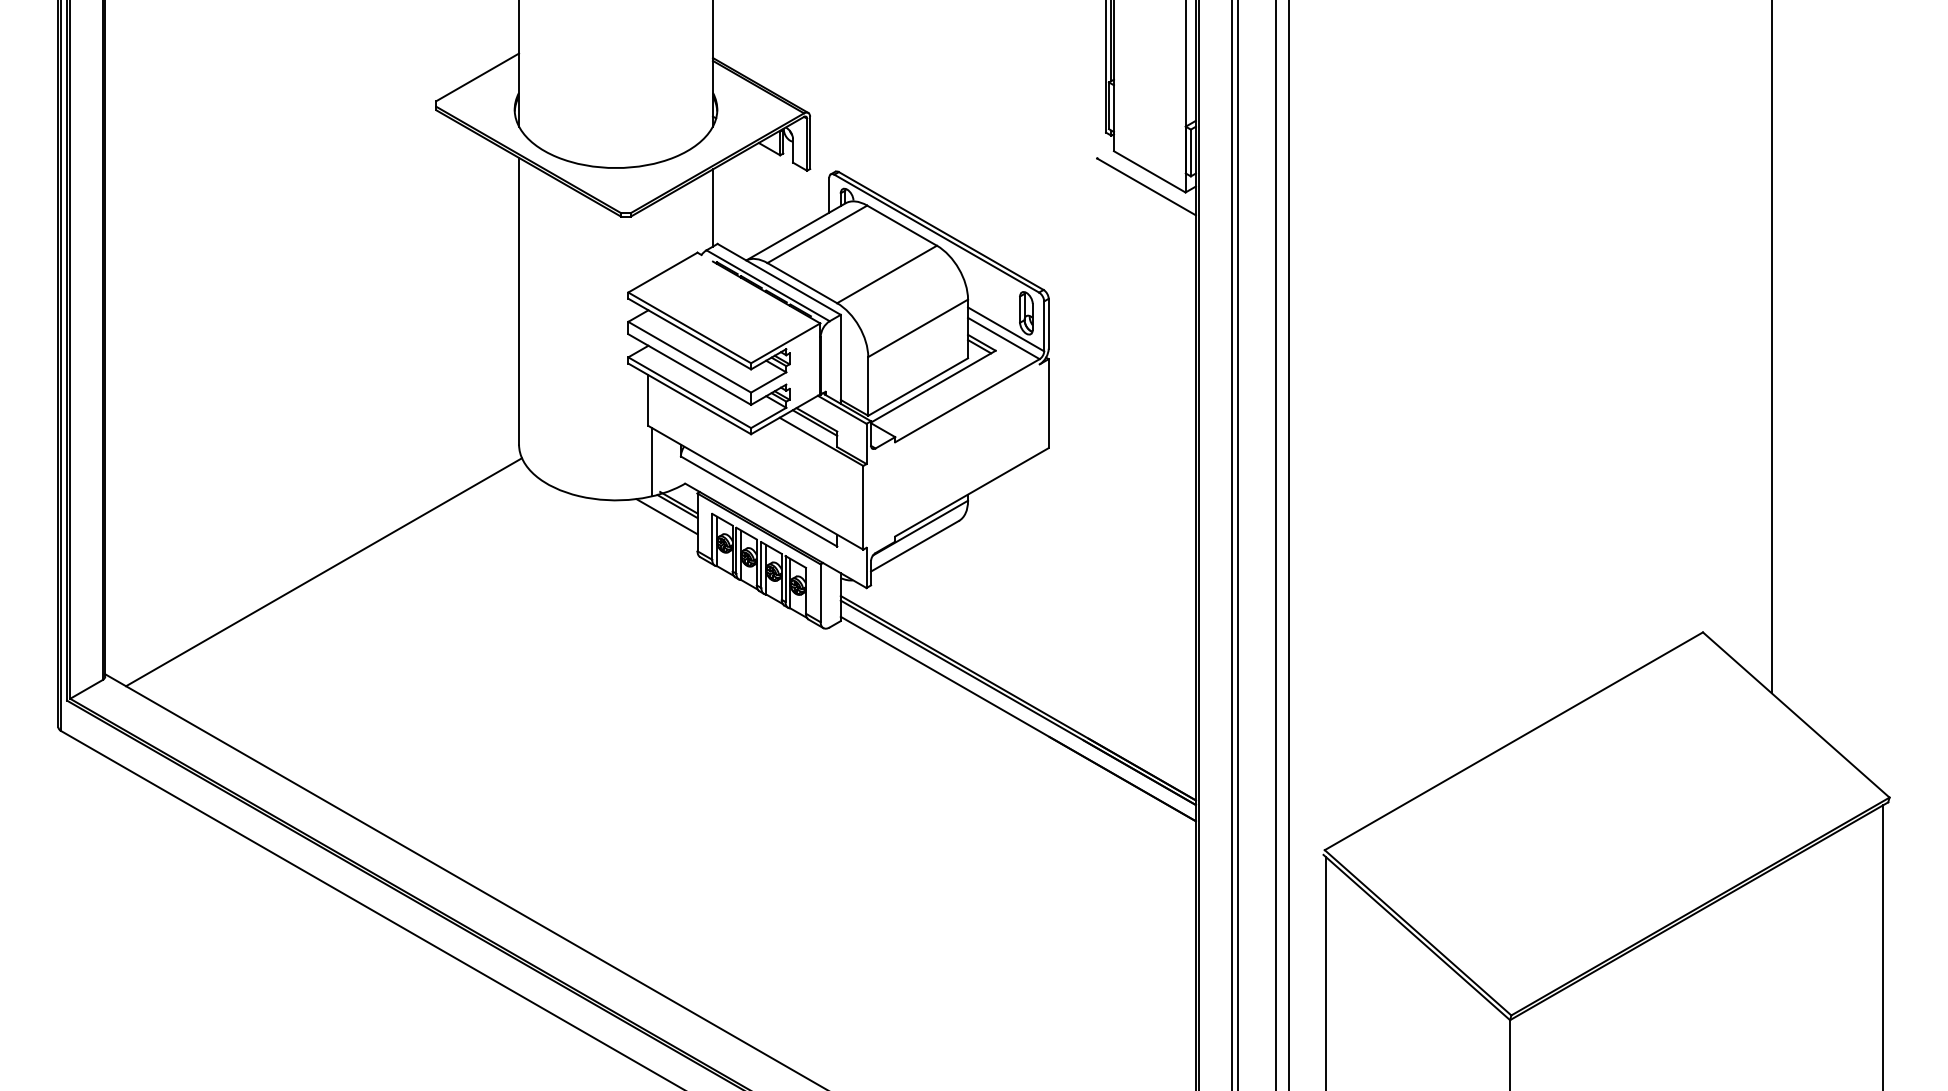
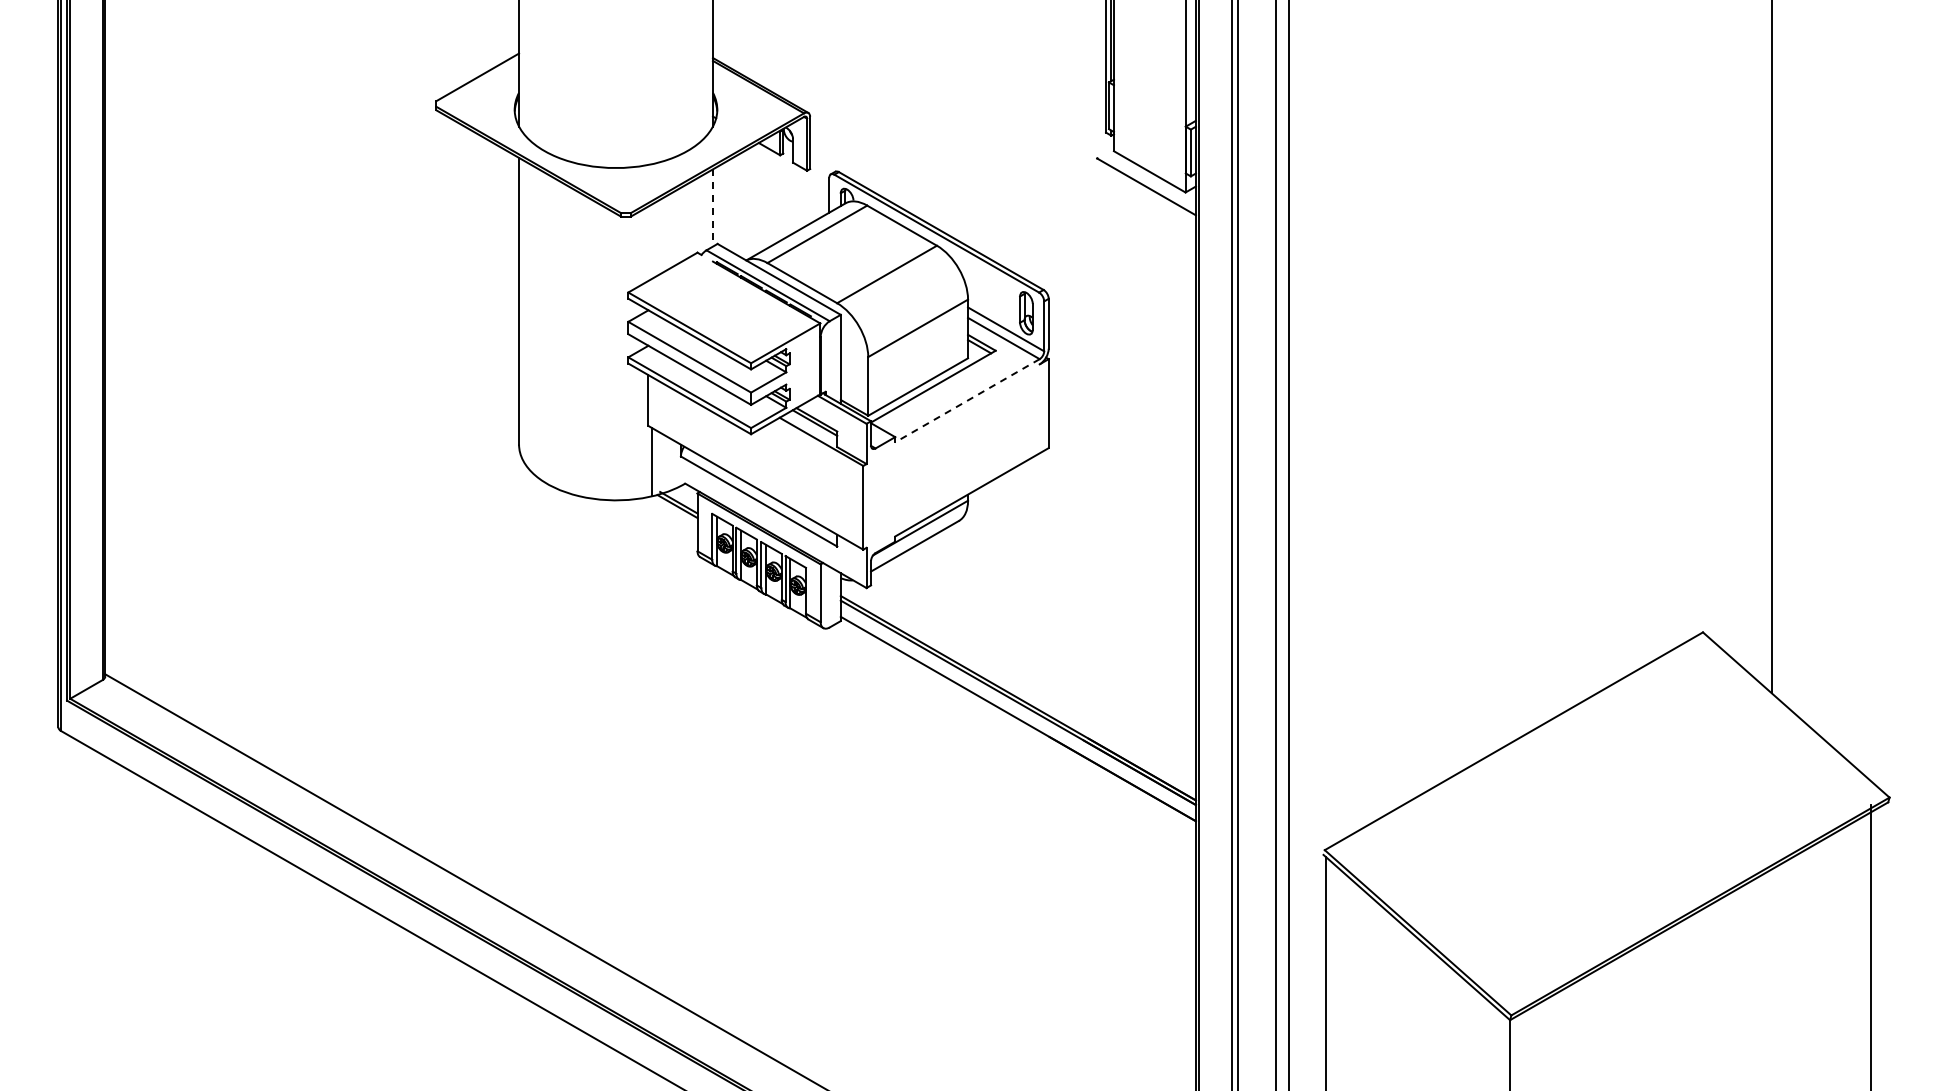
line: solid -> dashed (712, 207)
line: solid -> dashed (967, 401)
line: present -> none (666, 516)
line: present -> none (324, 572)
line position: (1883, 946) -> (1871, 946) (1871, 946)
